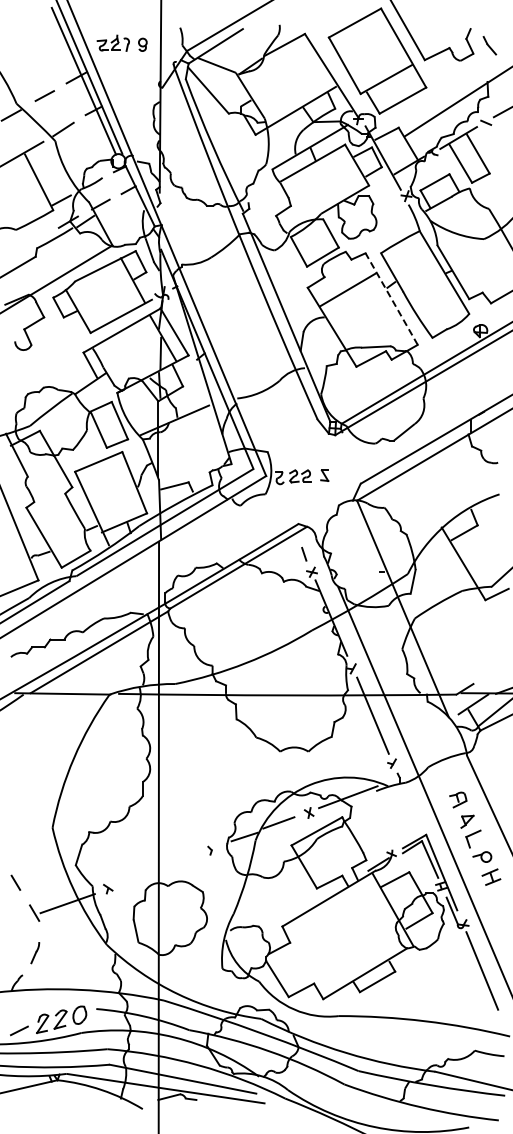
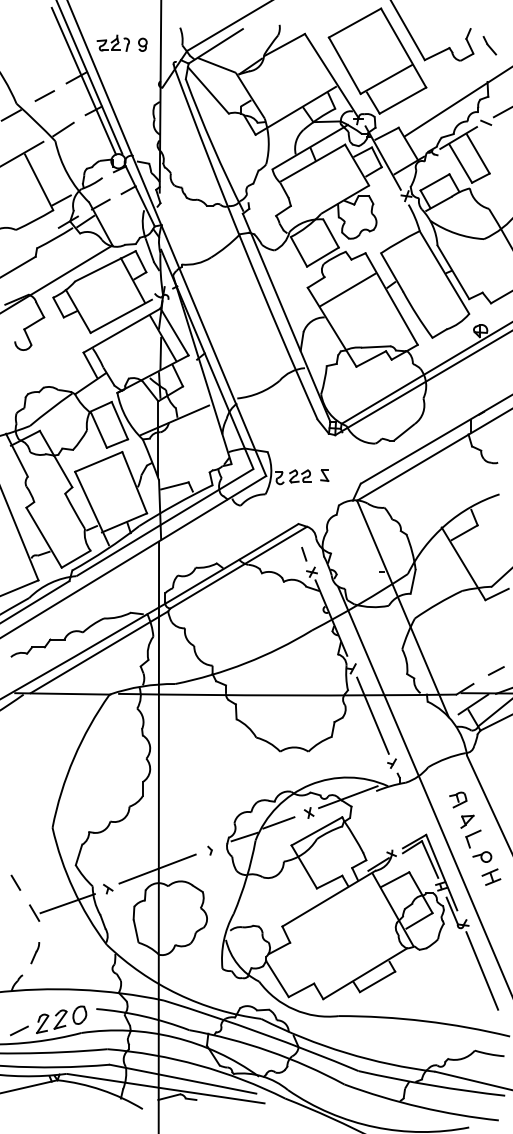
line: dashed -> solid (391, 299)
line: none -> present (496, 670)
line: none -> present (157, 868)
